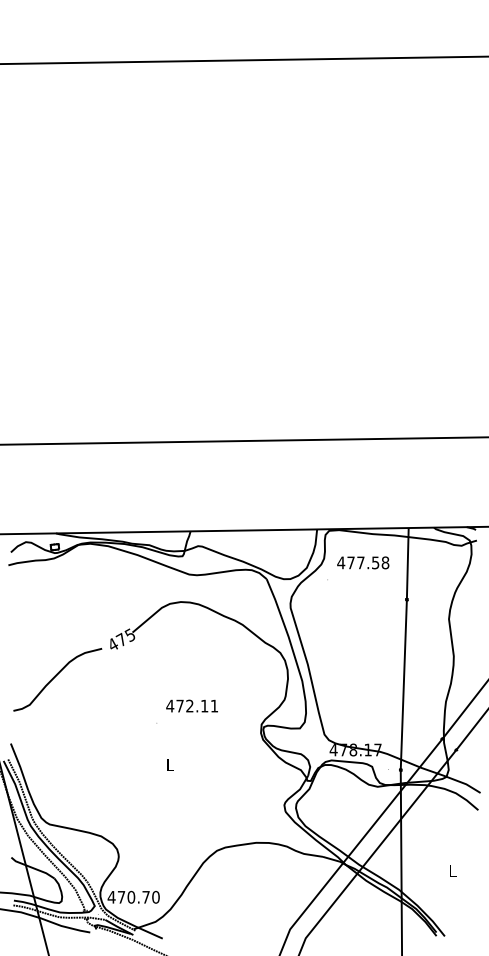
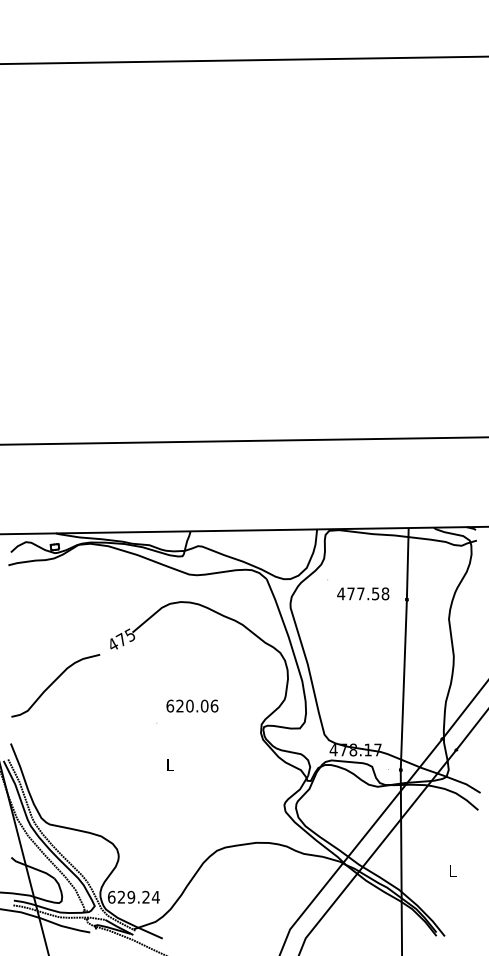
text position: (363, 562) -> (363, 593) (363, 593)
curve position: (55, 677) -> (53, 683) (53, 683)
text: 472.11 -> 620.06 (192, 705)
text: 470.70 -> 629.24 (133, 896)
